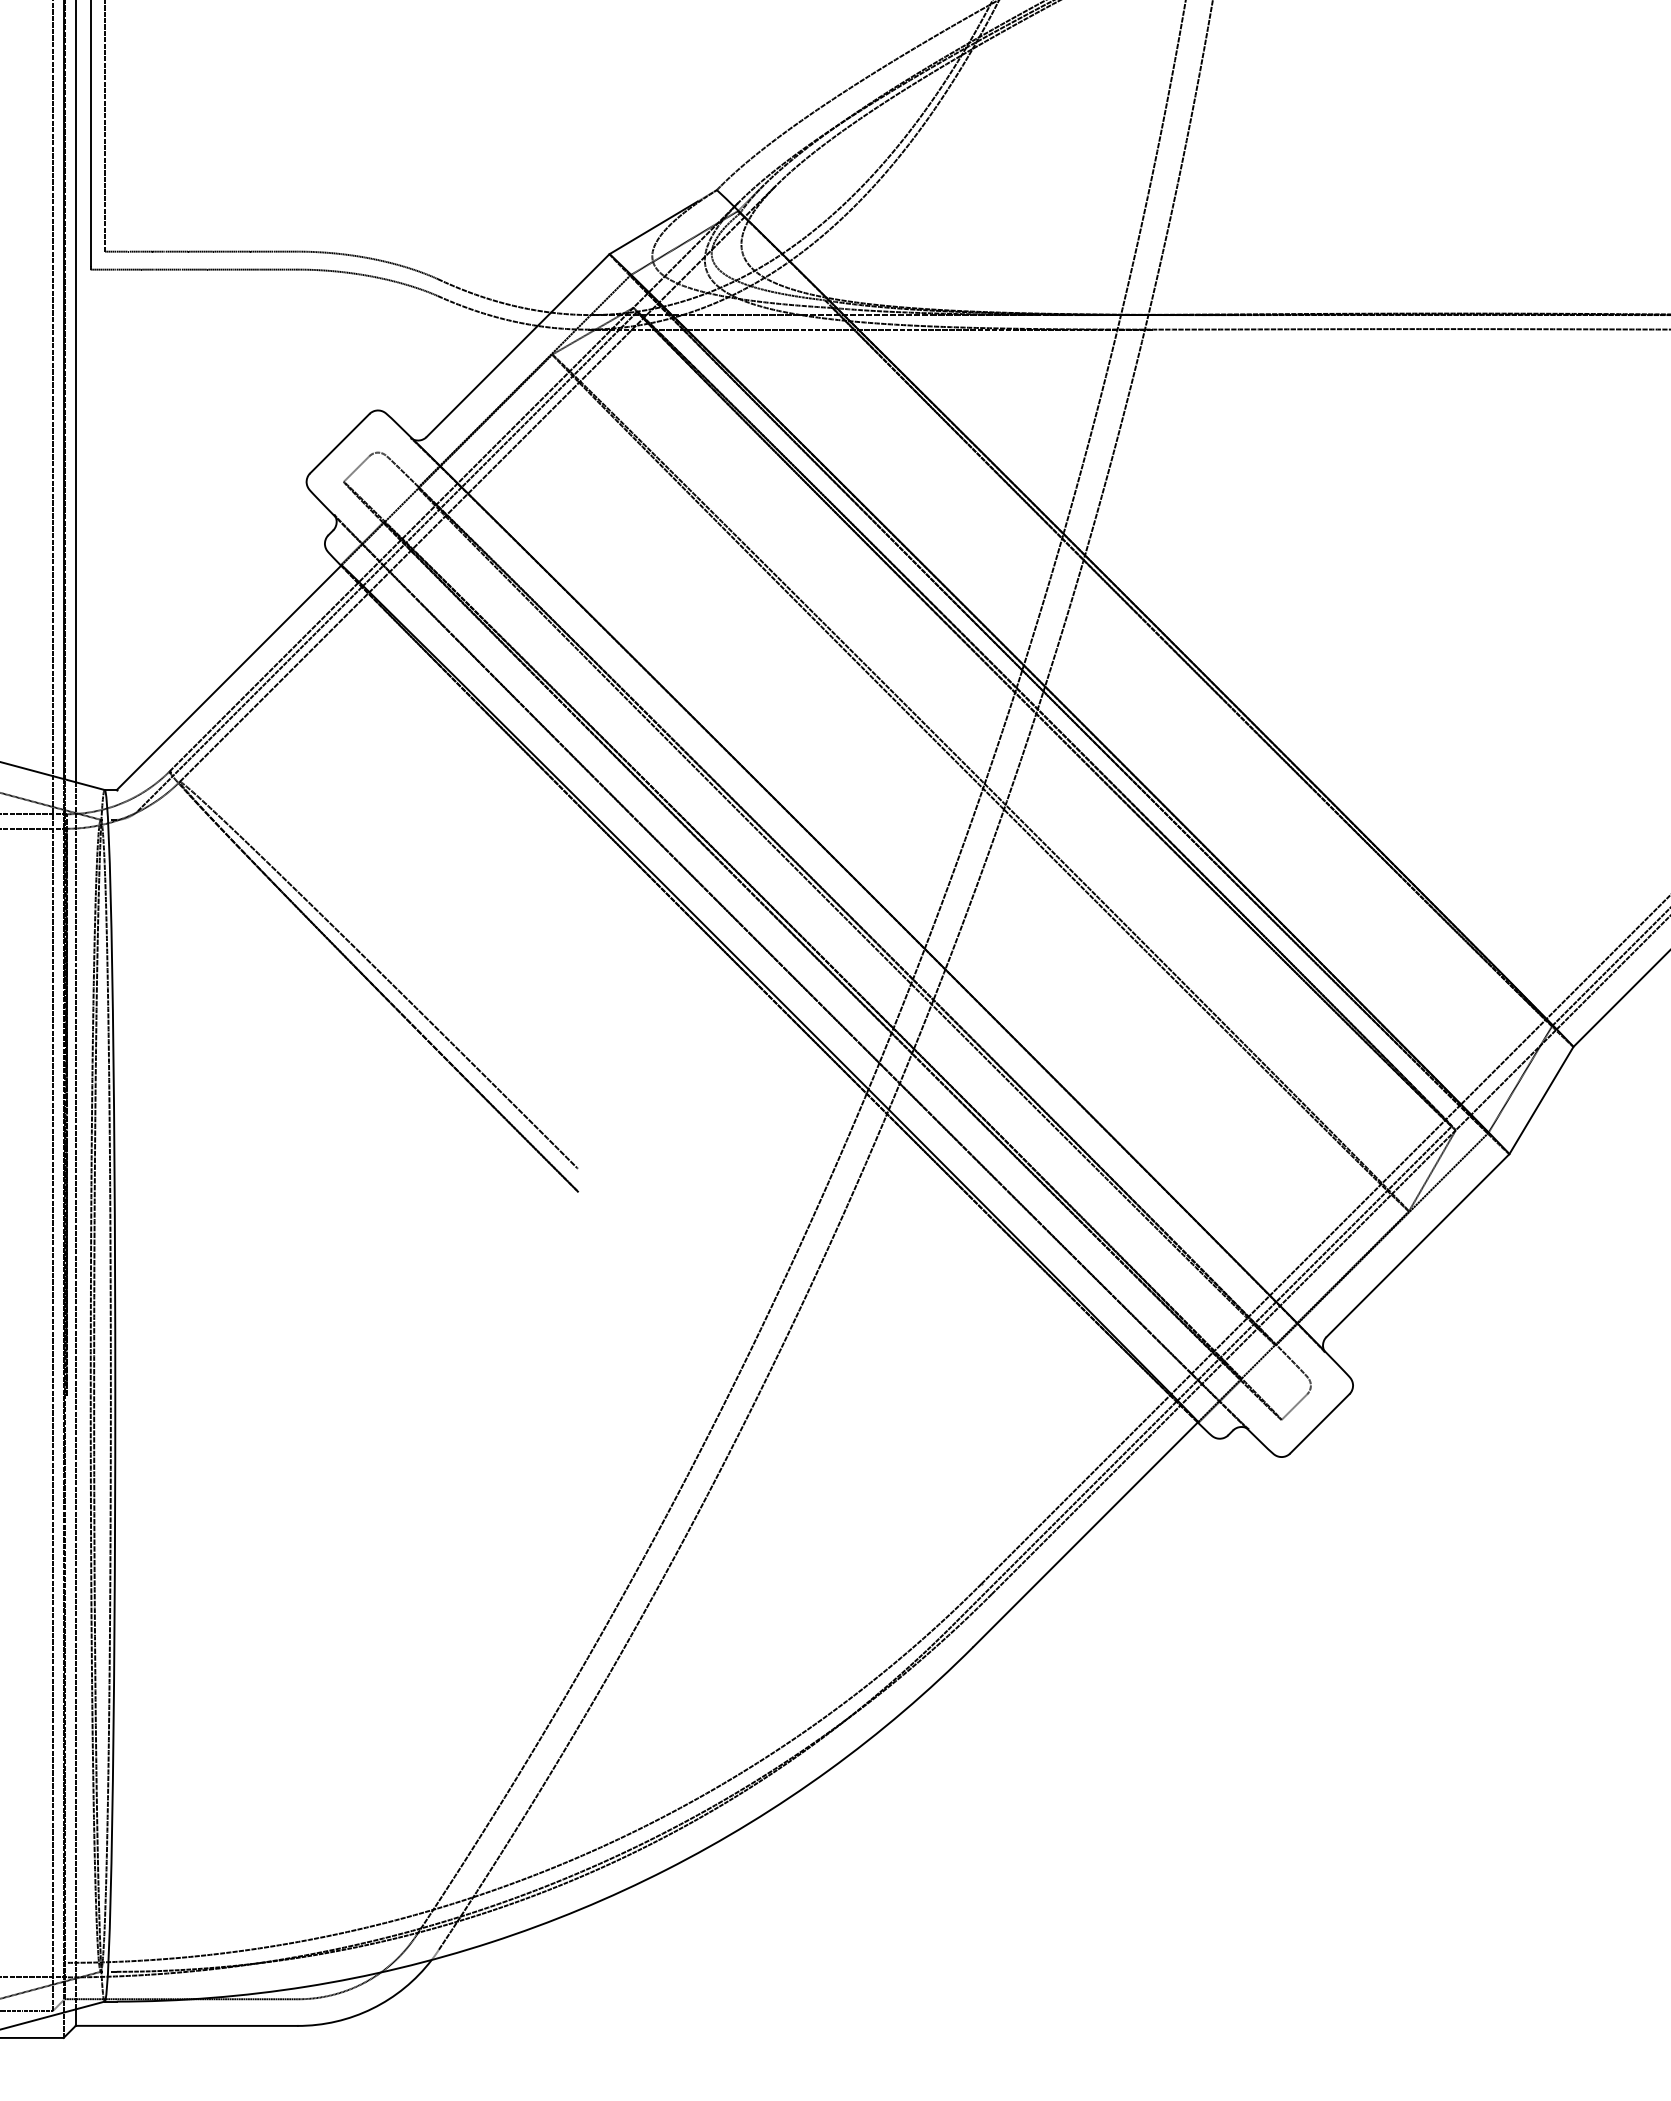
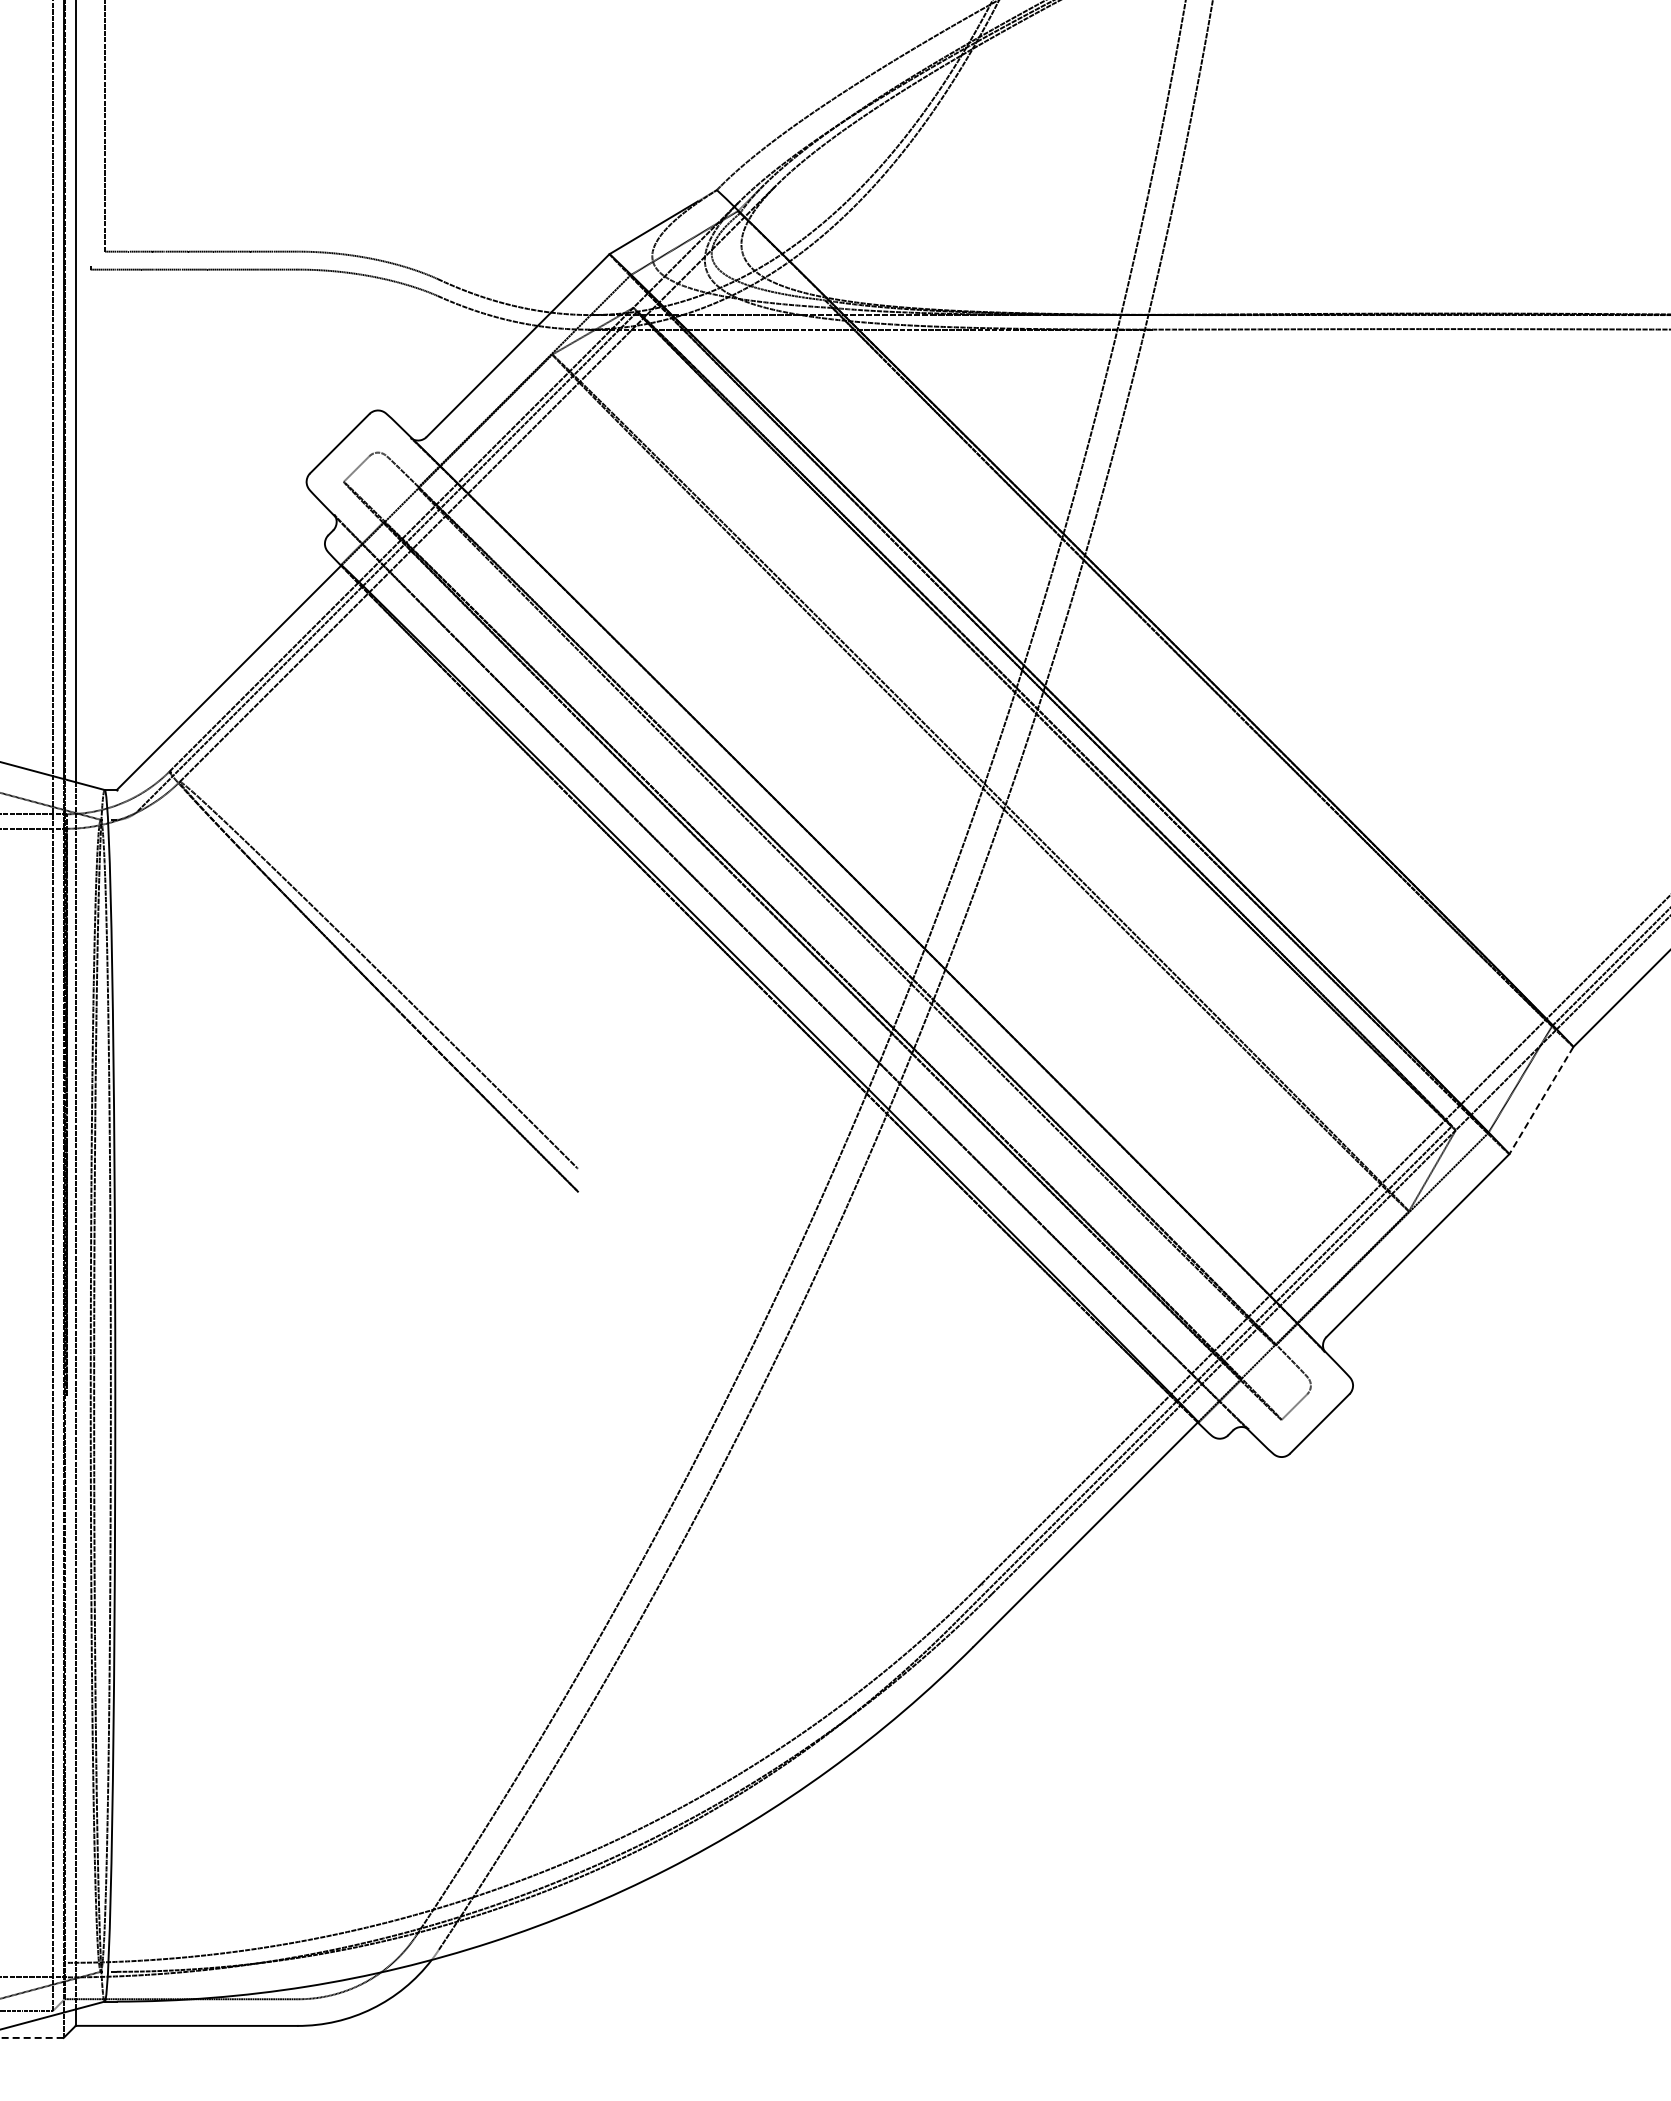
line: present -> none (90, 134)
line: solid -> dashed (1541, 1100)
line: solid -> dashed (31, 2037)
